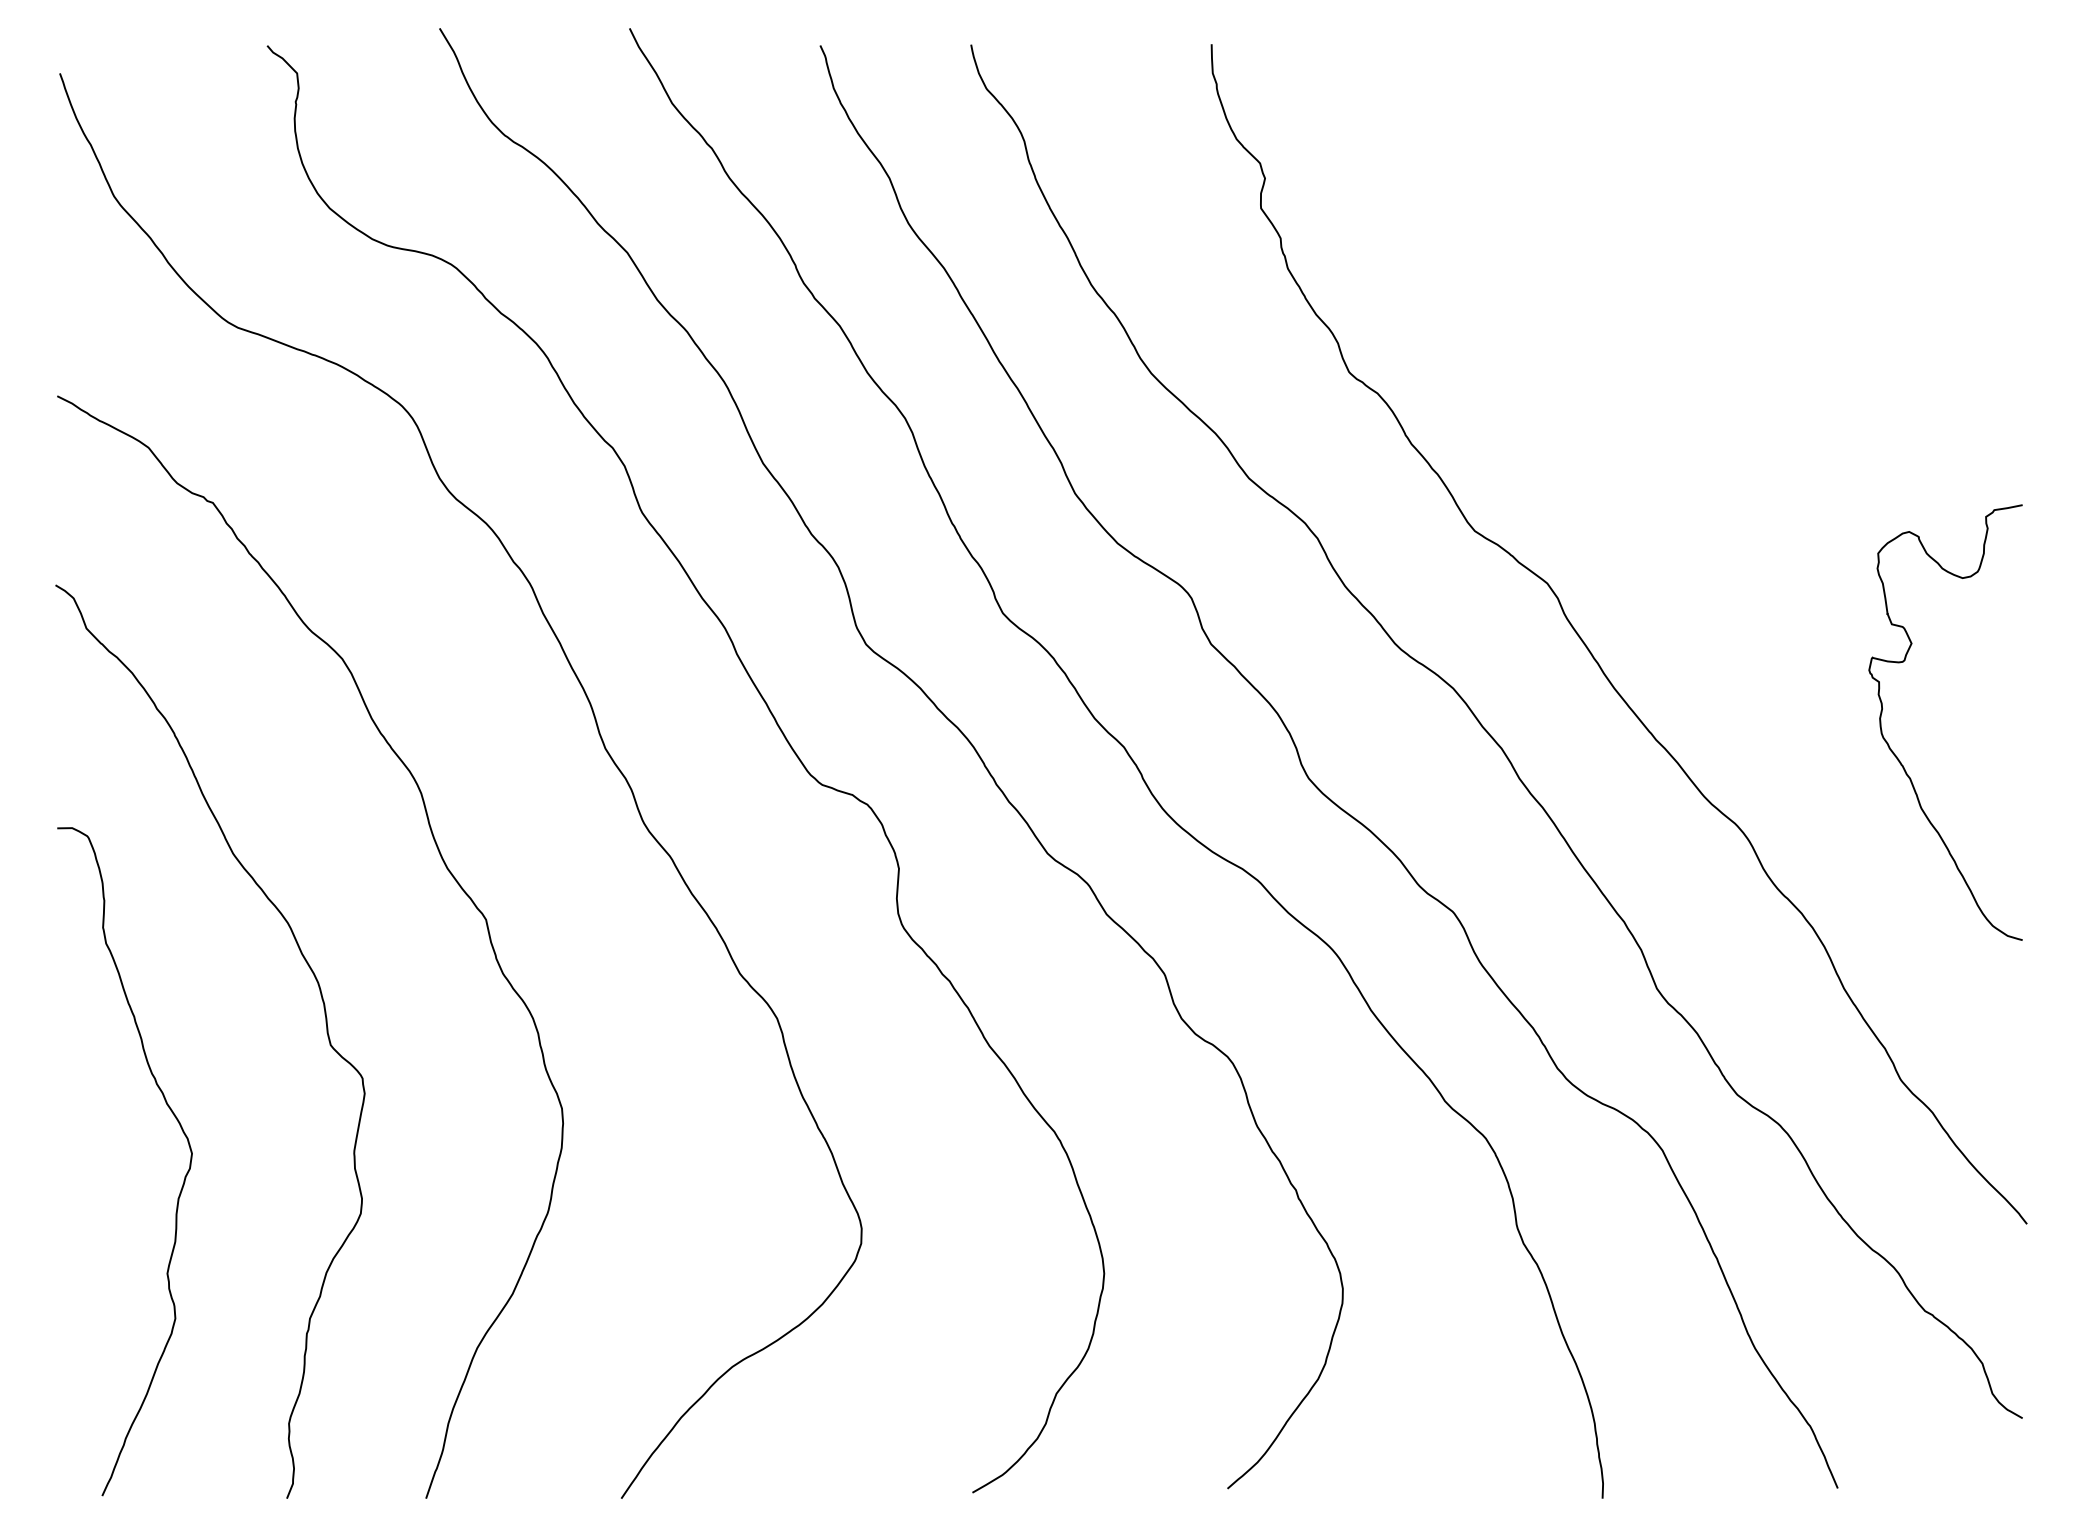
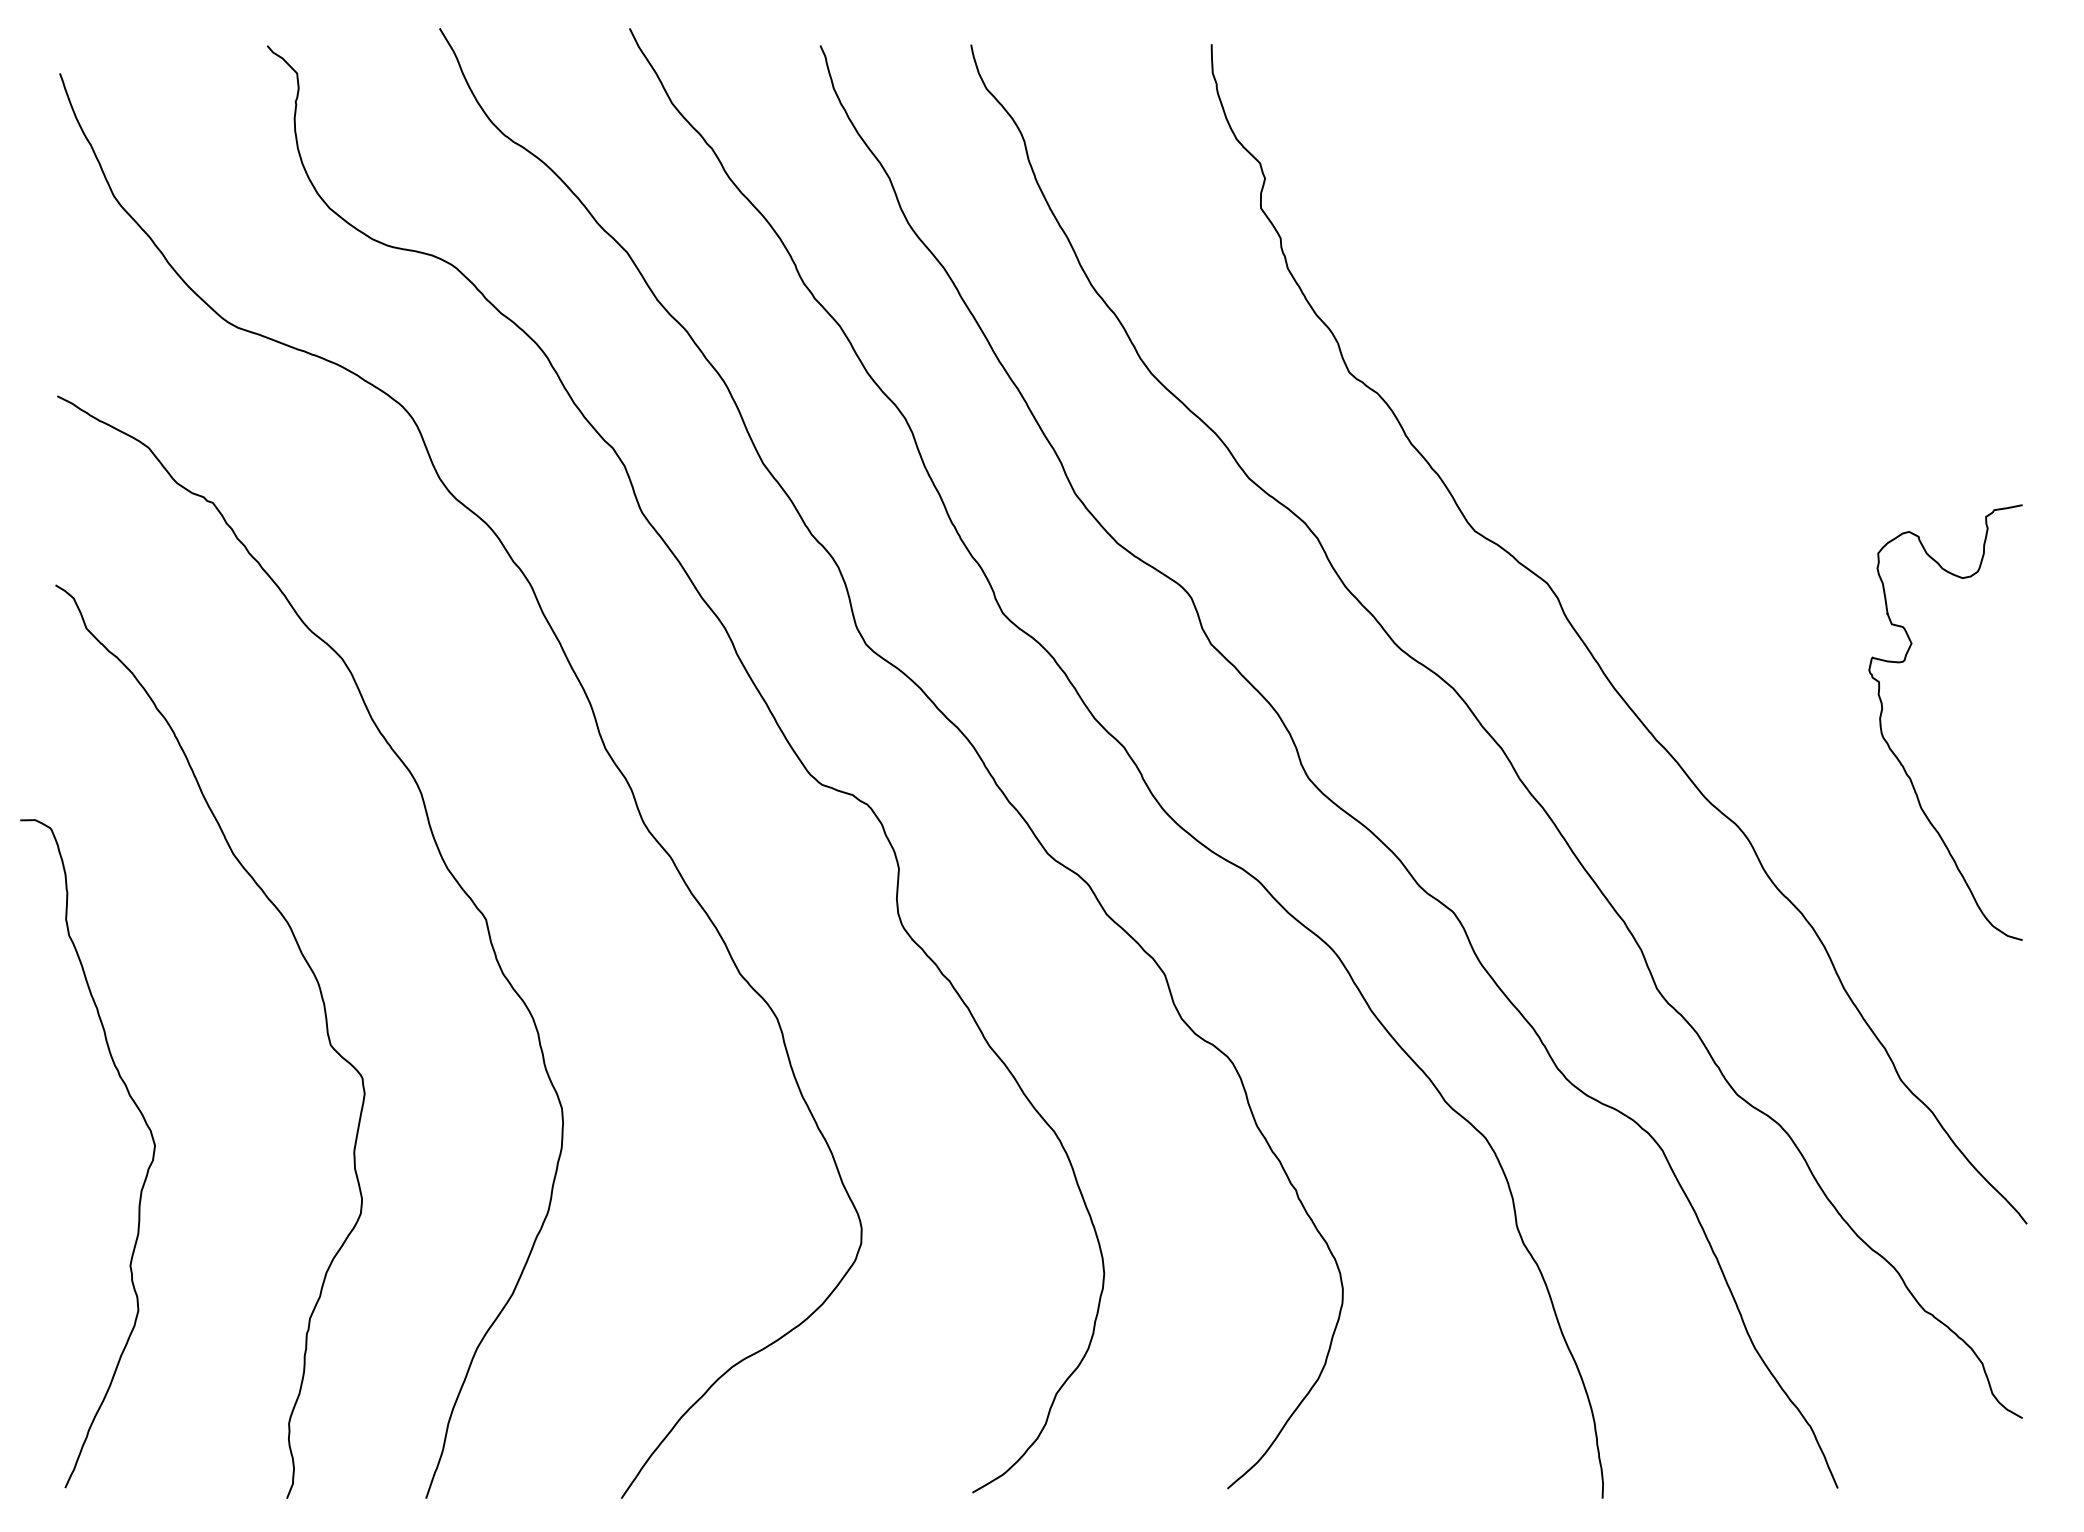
curve position: (184, 1176) -> (147, 1168) (147, 1168)
